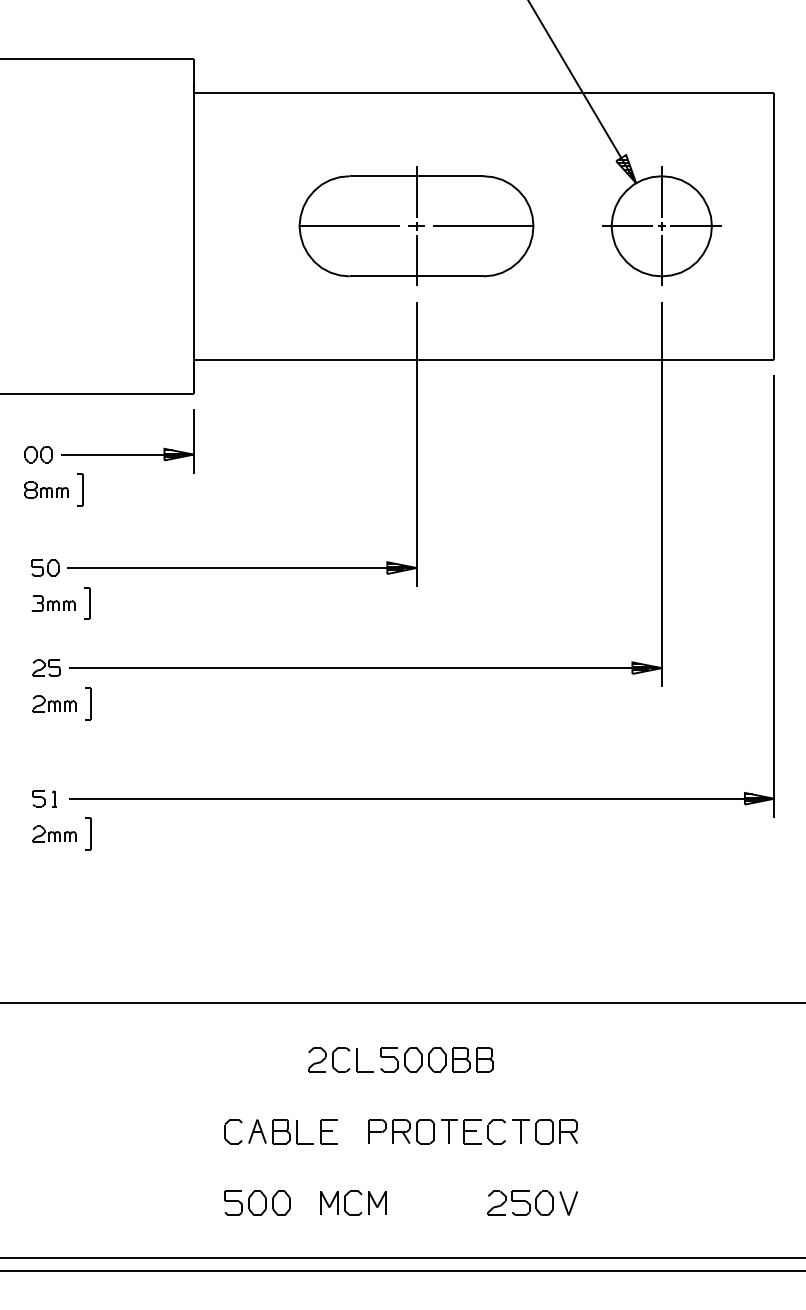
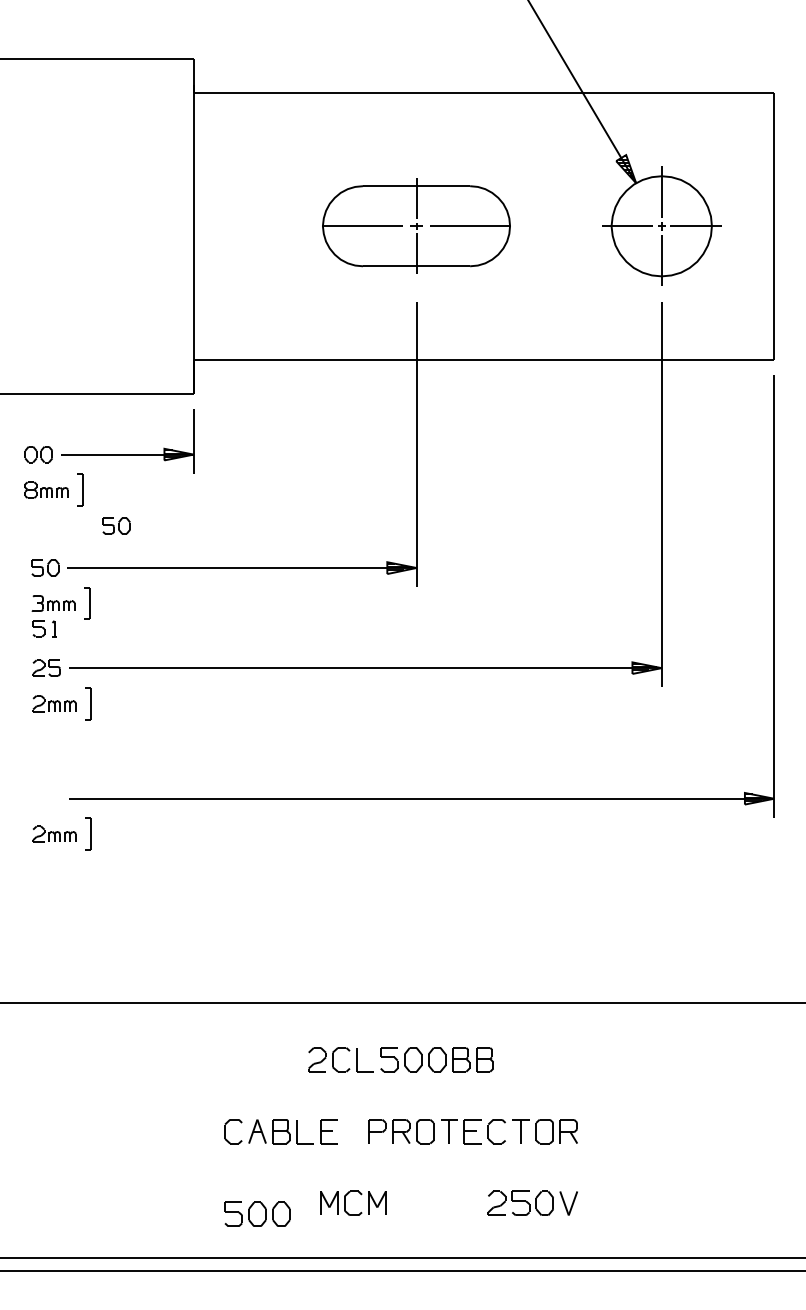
part size: 237x120 px -> 189x96 px (416, 225)
part: none -> present (116, 525)
part position: (44, 798) -> (44, 628) (44, 628)
part position: (257, 1202) -> (257, 1213) (257, 1213)
